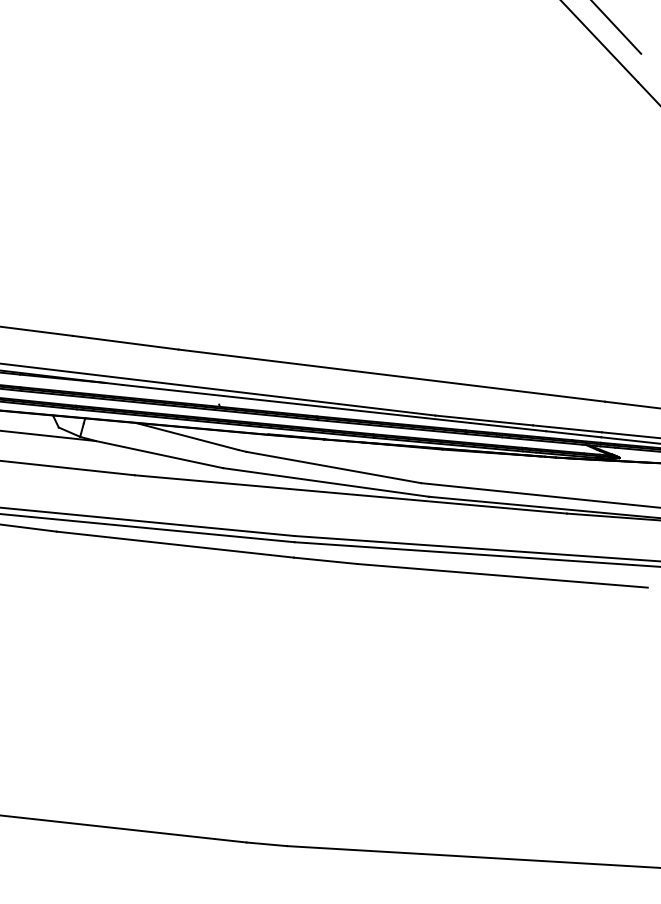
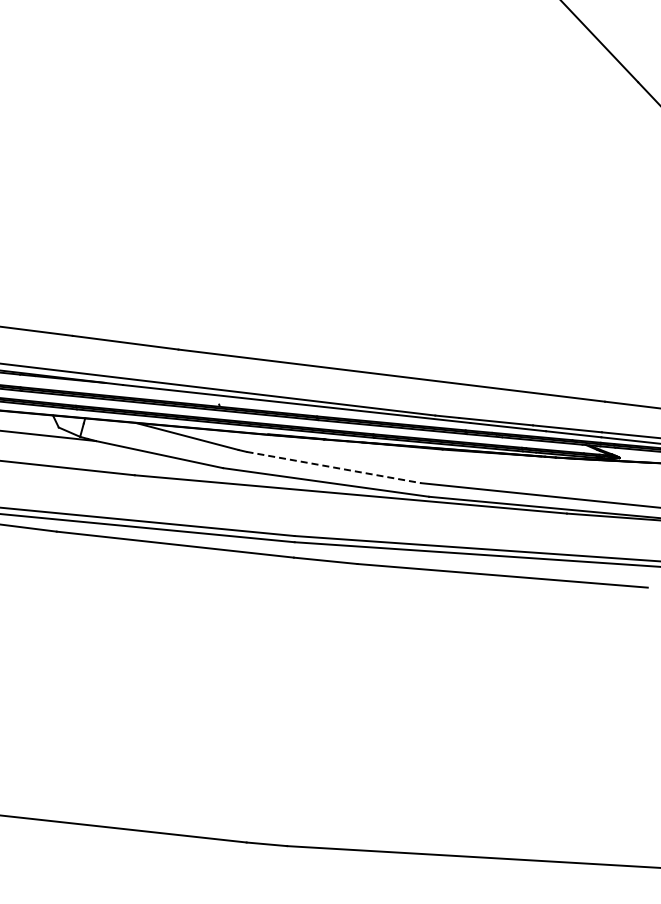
line: present -> none (617, 27)
line: solid -> dashed (333, 467)
